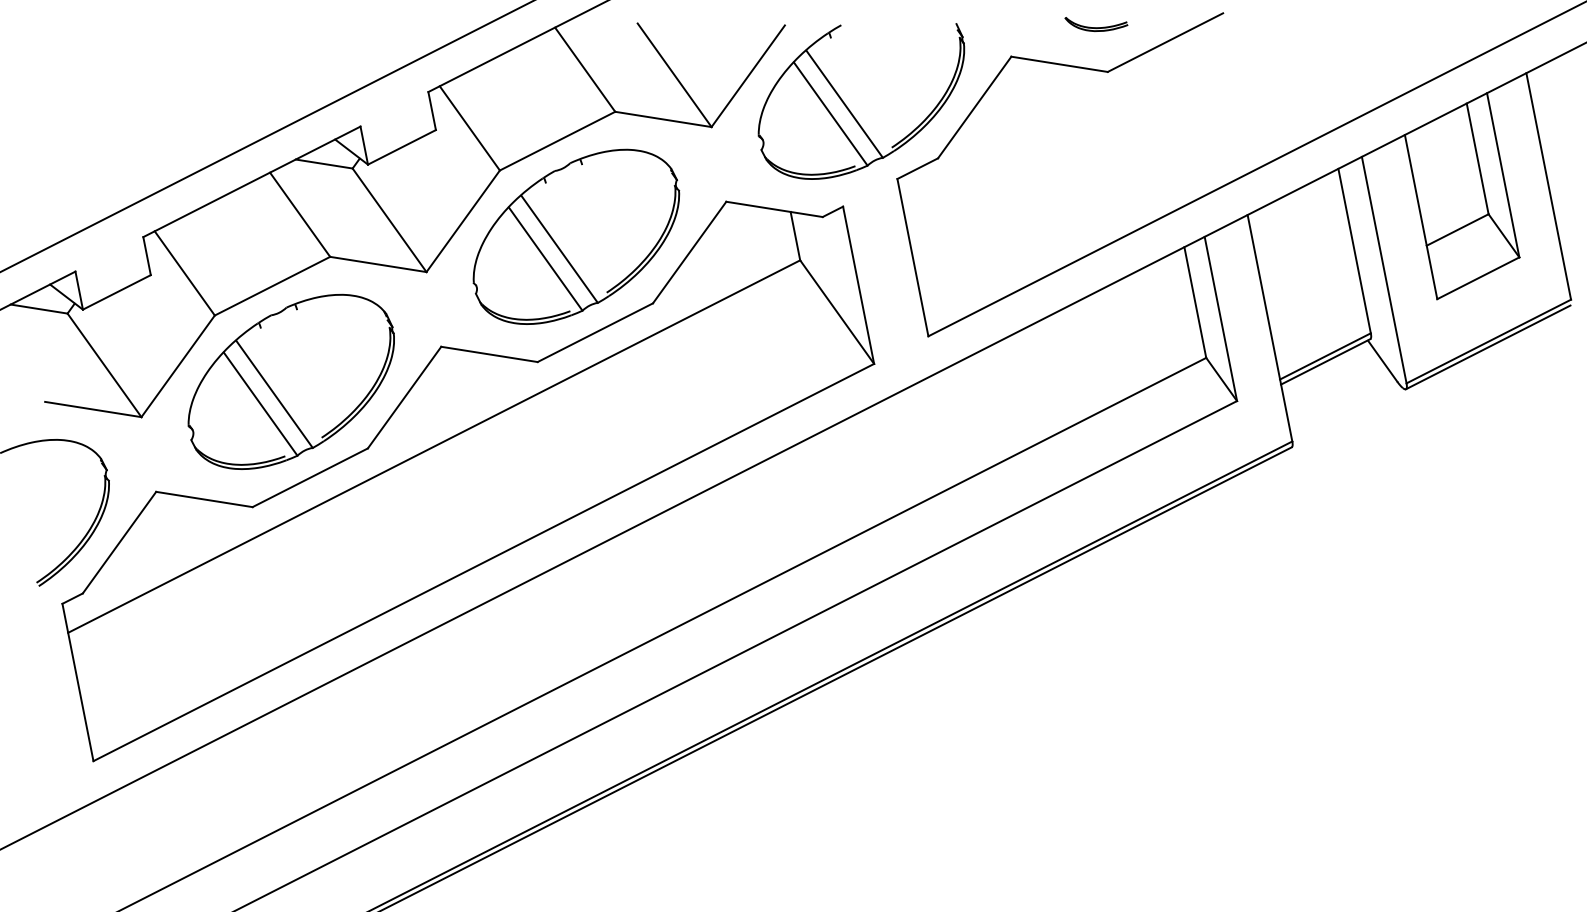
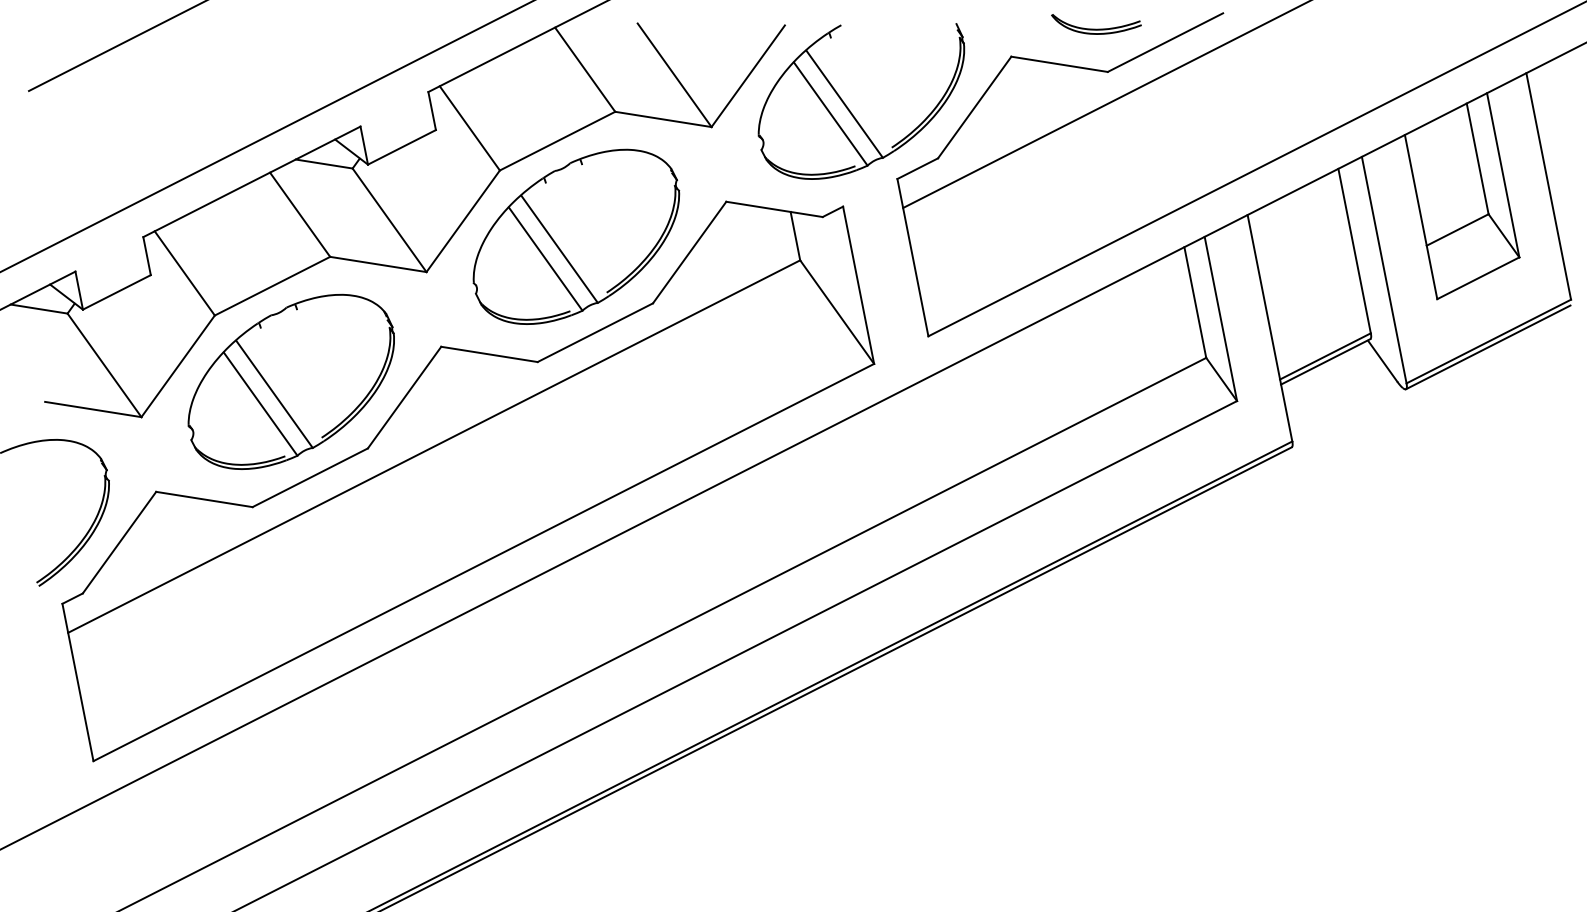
part size: 65x15 px -> 91x21 px (1096, 24)
line: none -> present (115, 46)
line: none -> present (1105, 105)
